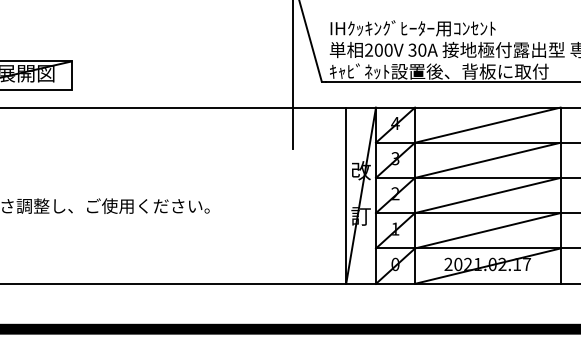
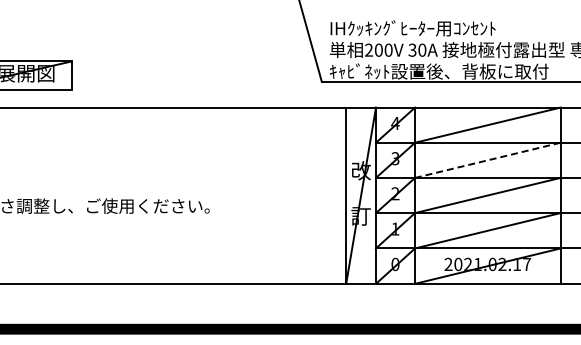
line: present -> none (293, 75)
line: solid -> dashed (487, 160)
